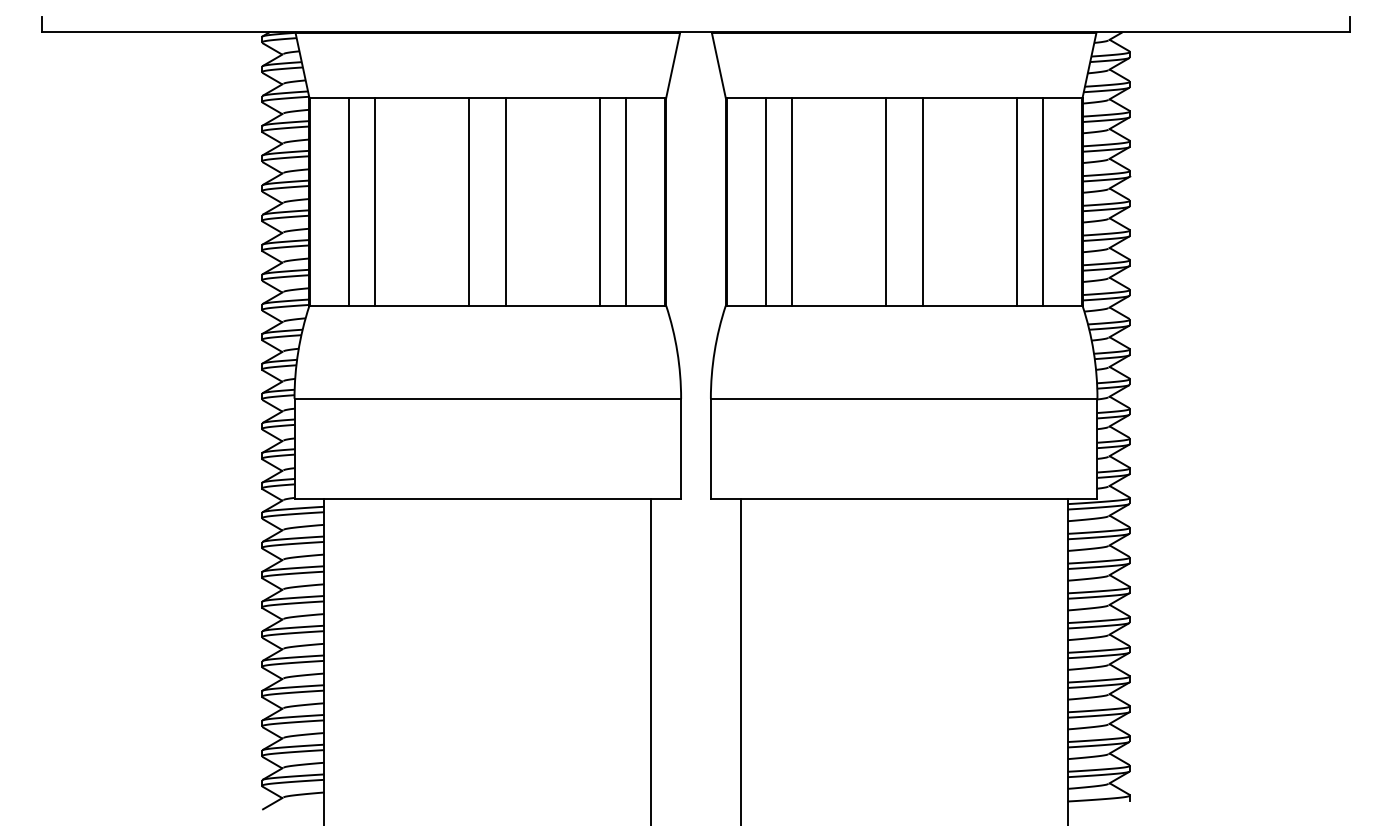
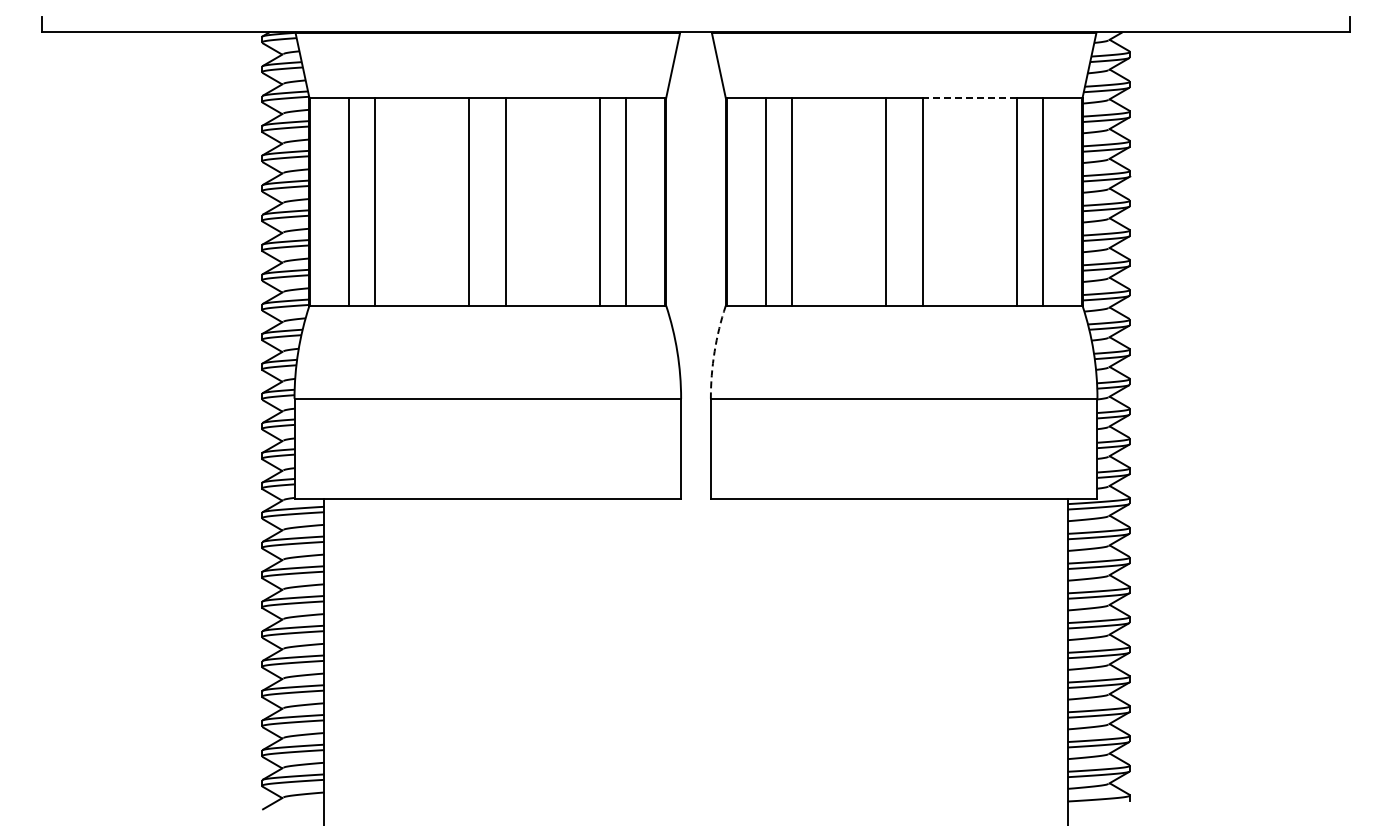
line: solid -> dashed (969, 97)
arc: solid -> dashed (714, 351)
line: present -> none (651, 660)
line: present -> none (740, 660)
